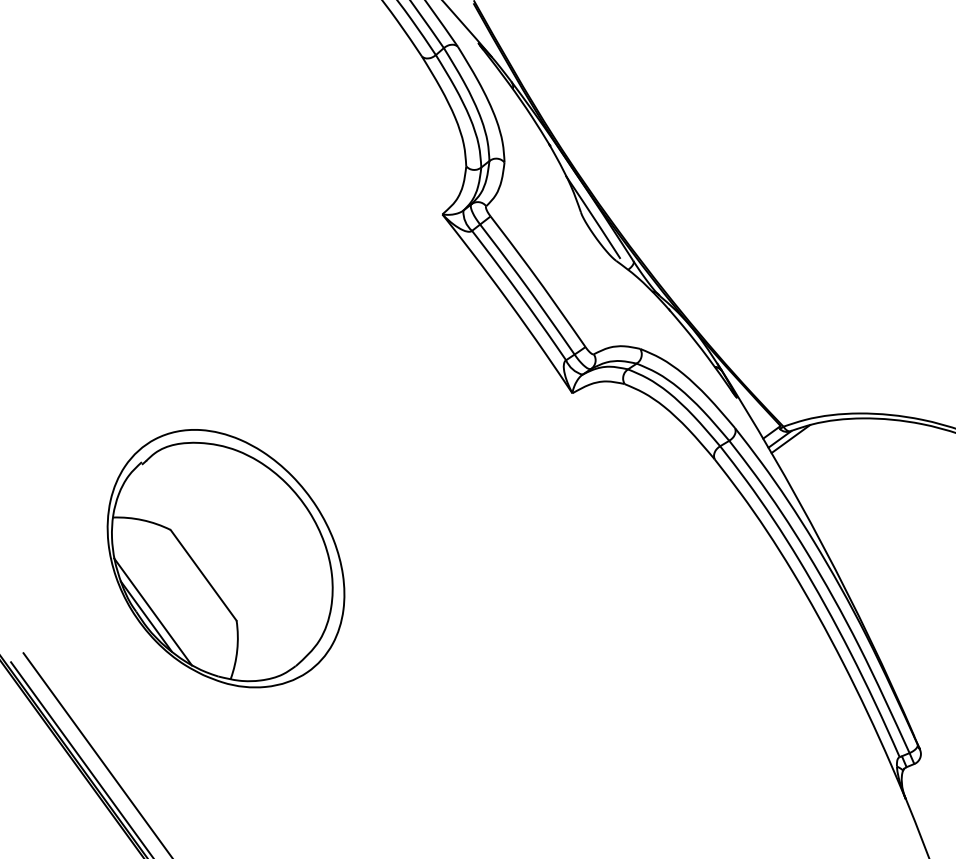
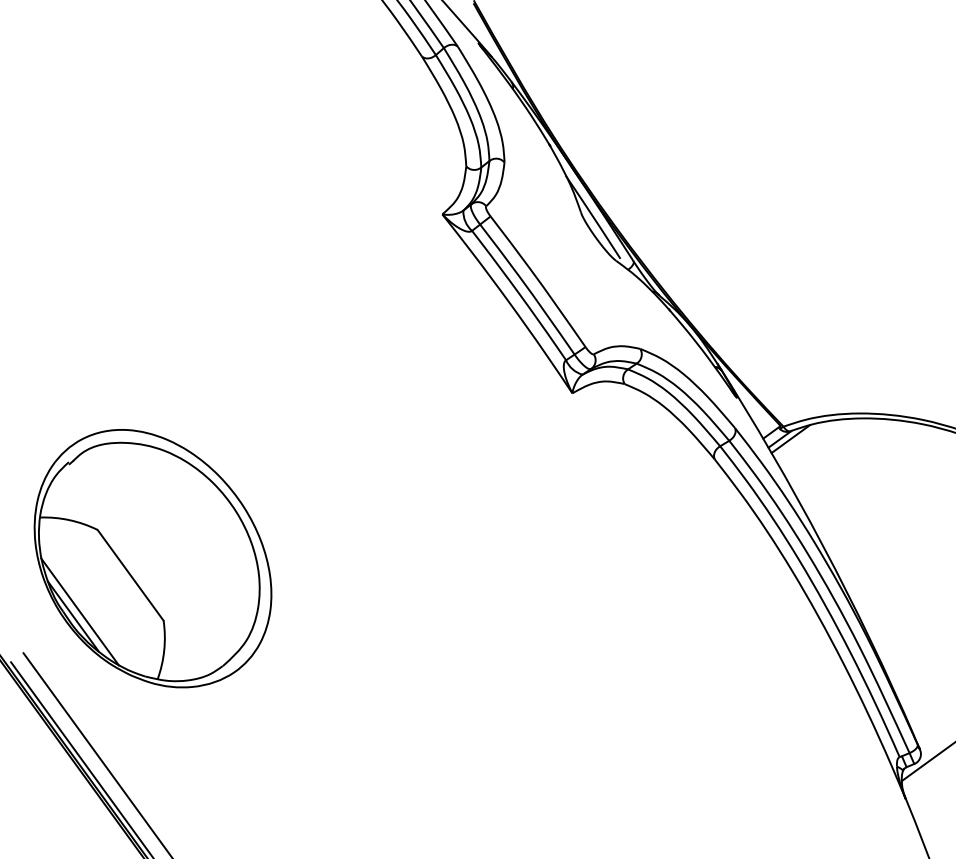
part position: (225, 558) -> (152, 558) (152, 558)
line: none -> present (927, 762)
